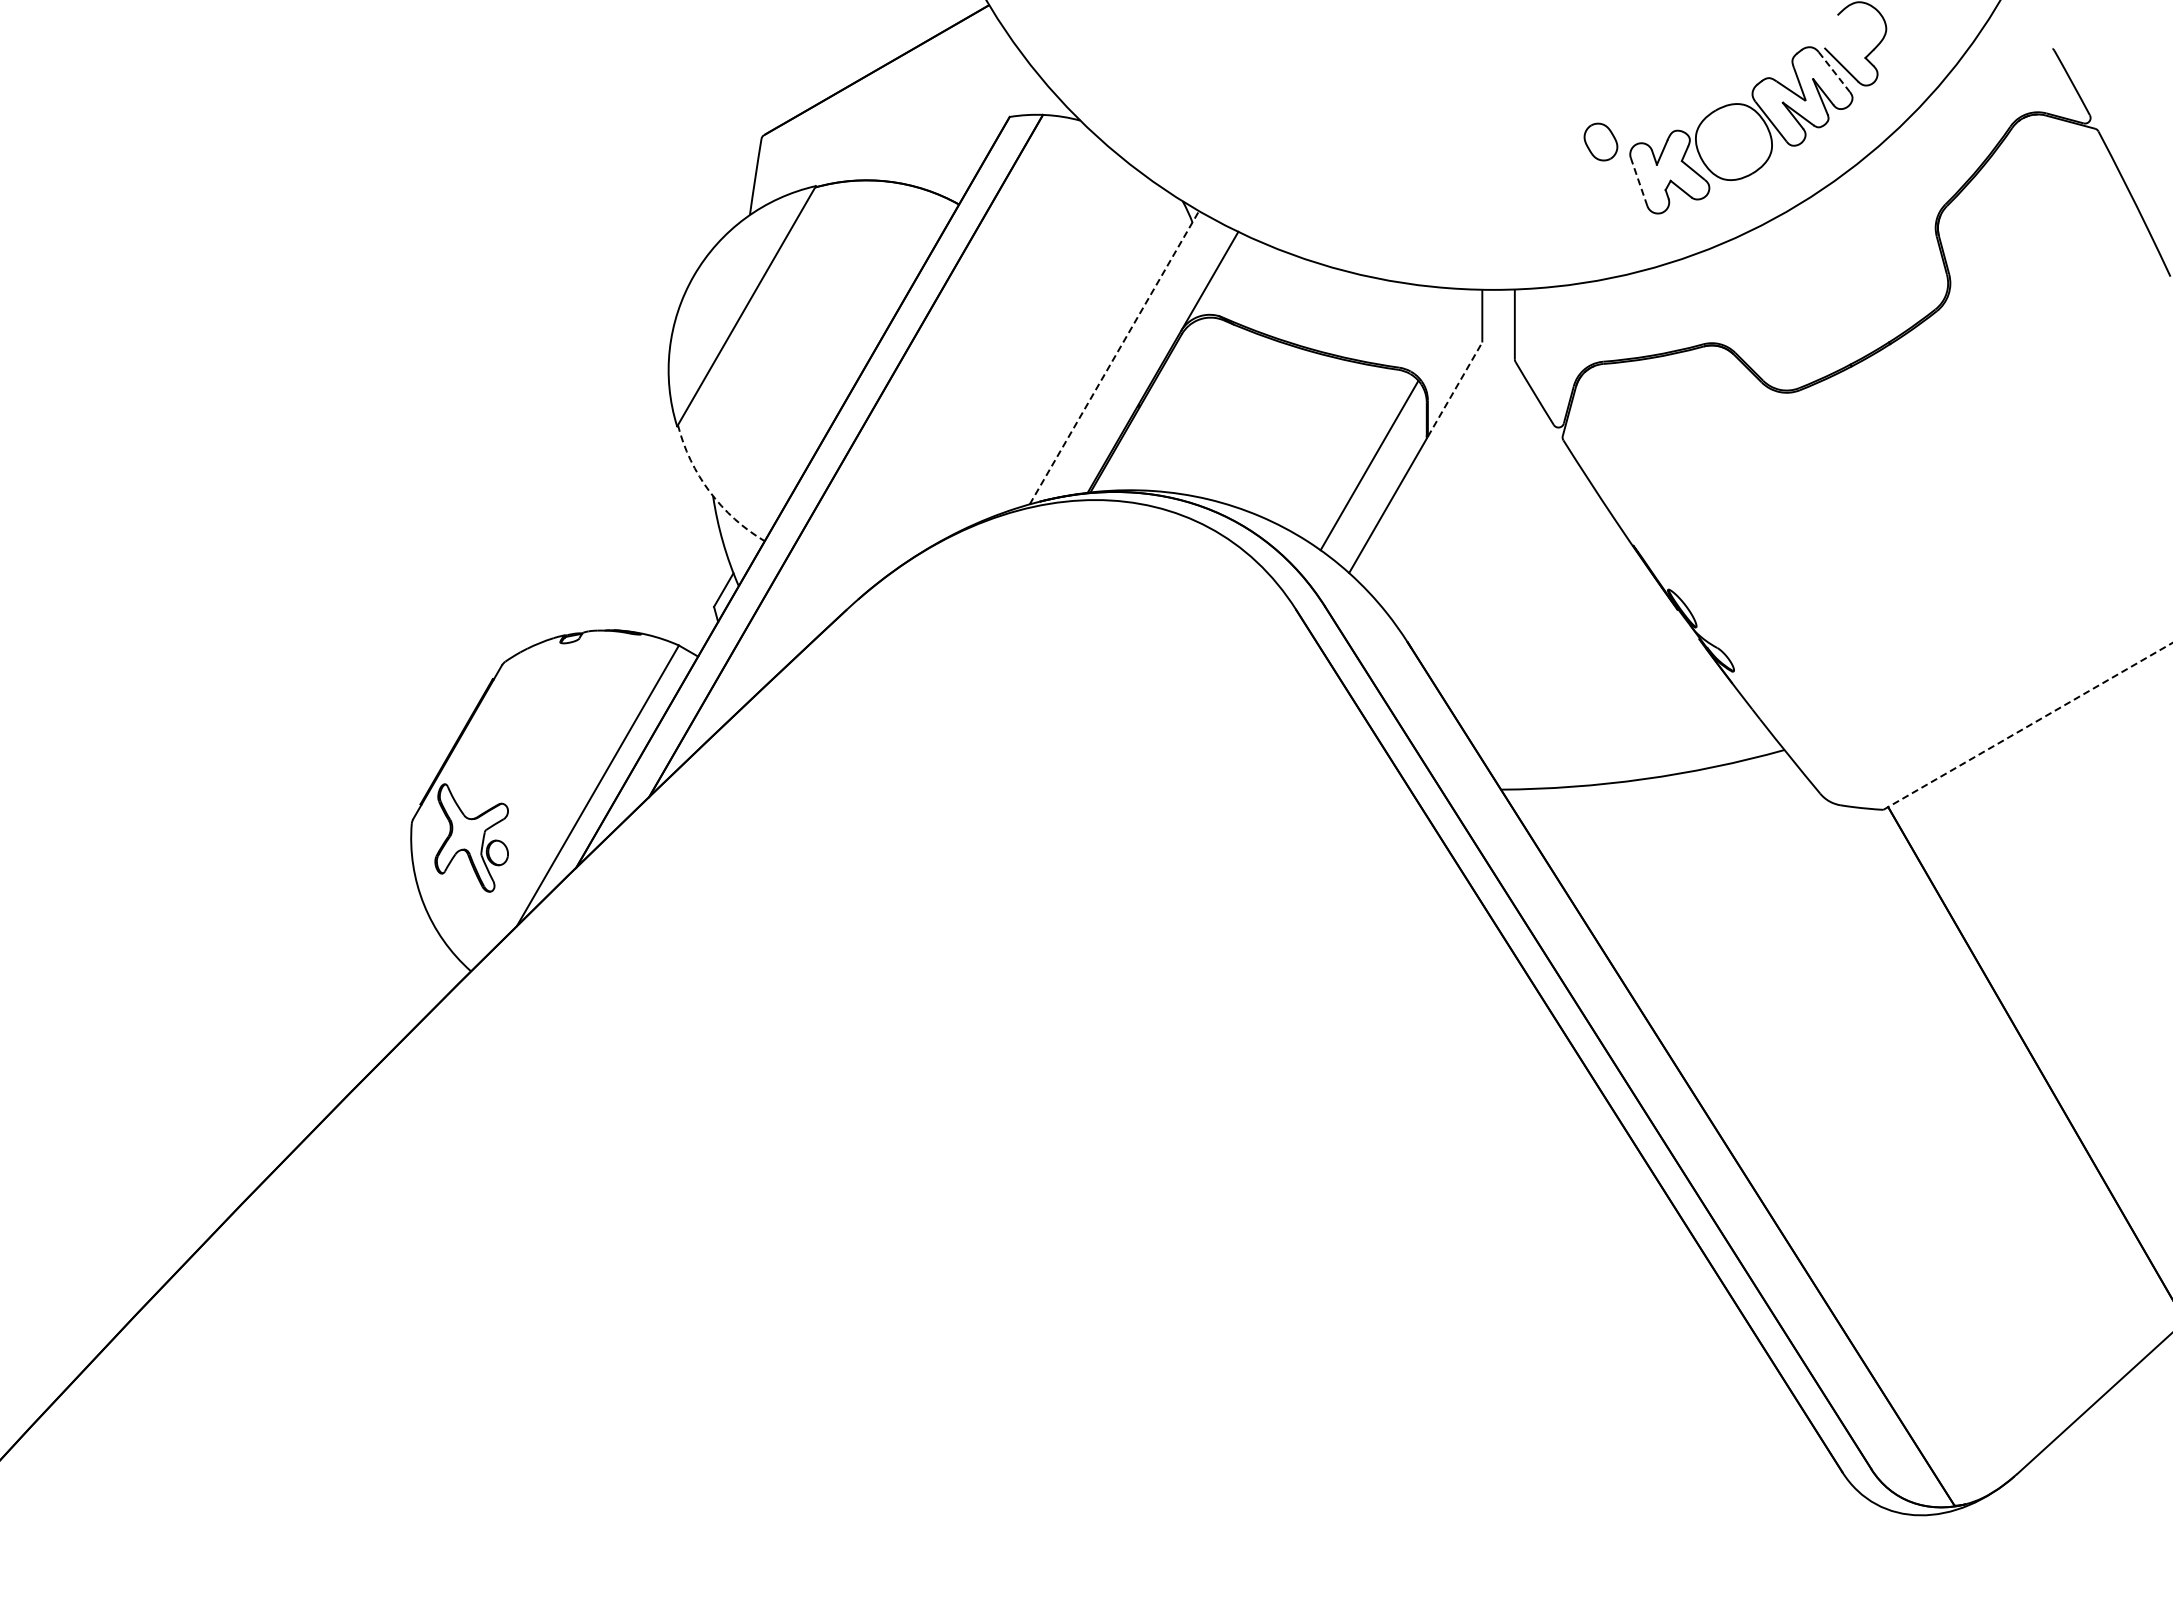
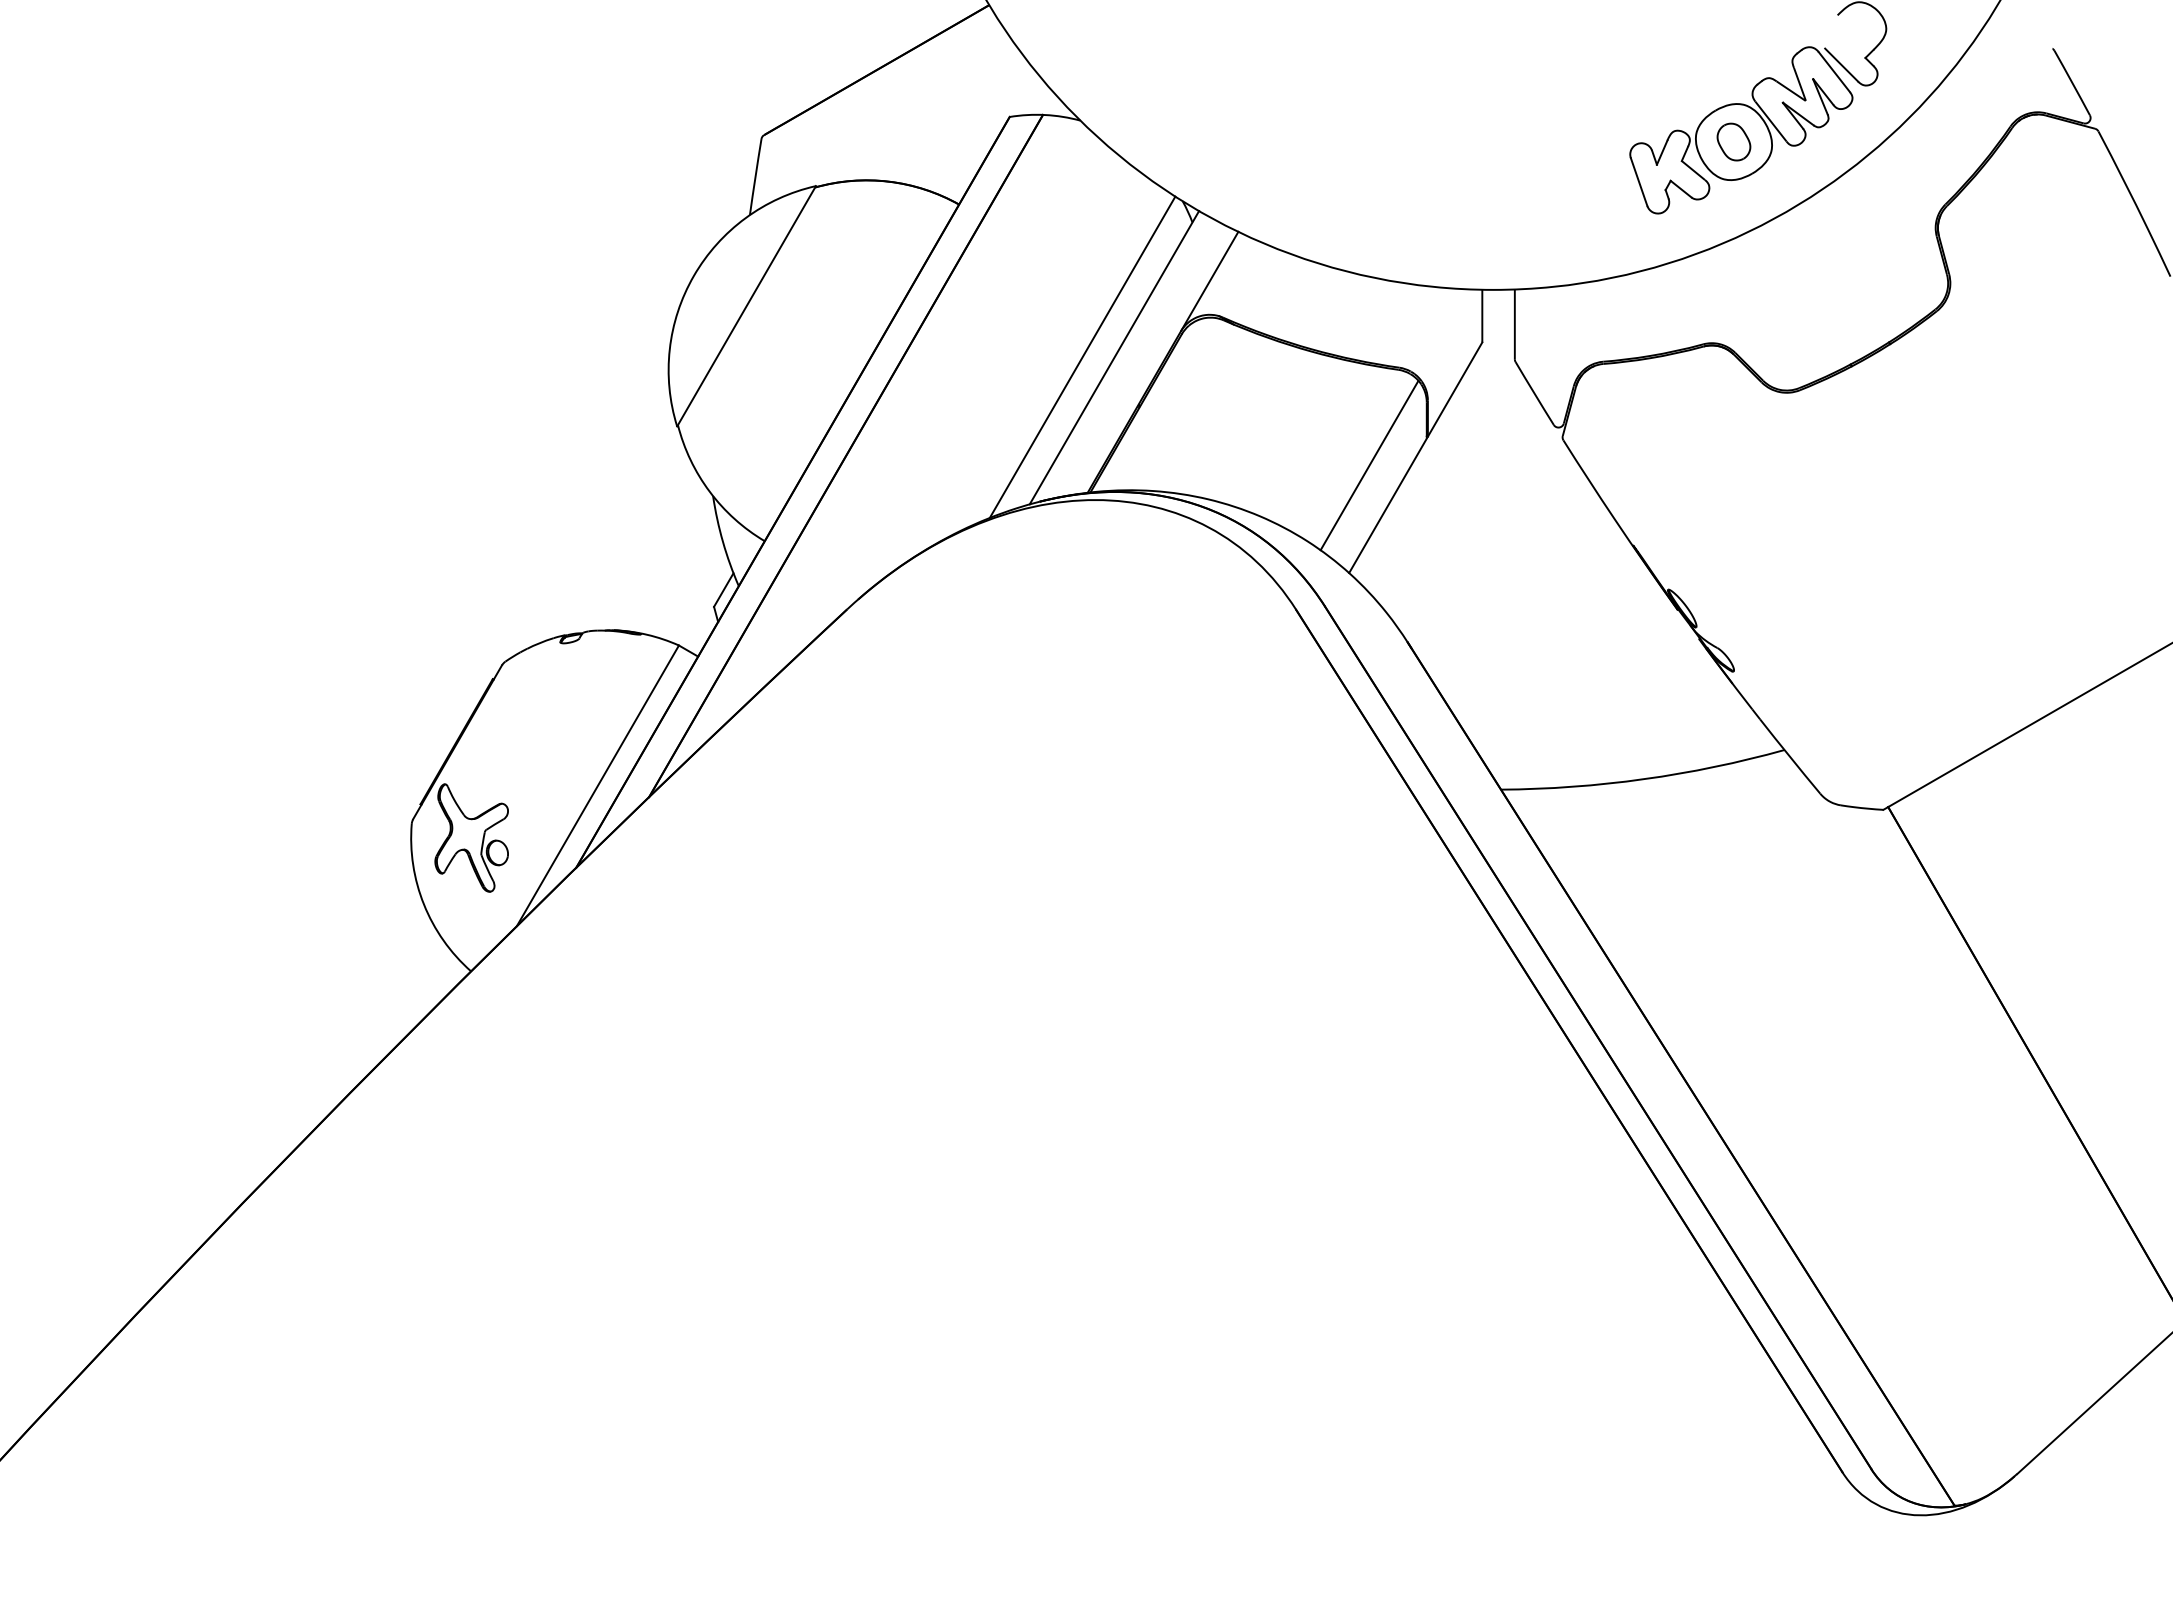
line: dashed -> solid (1834, 72)
part position: (1600, 141) -> (1733, 141) (1733, 141)
line: dashed -> solid (1638, 181)
line: none -> present (1082, 356)
line: dashed -> solid (1114, 357)
line: dashed -> solid (1455, 389)
arc: dashed -> solid (709, 491)
line: dashed -> solid (2028, 726)
